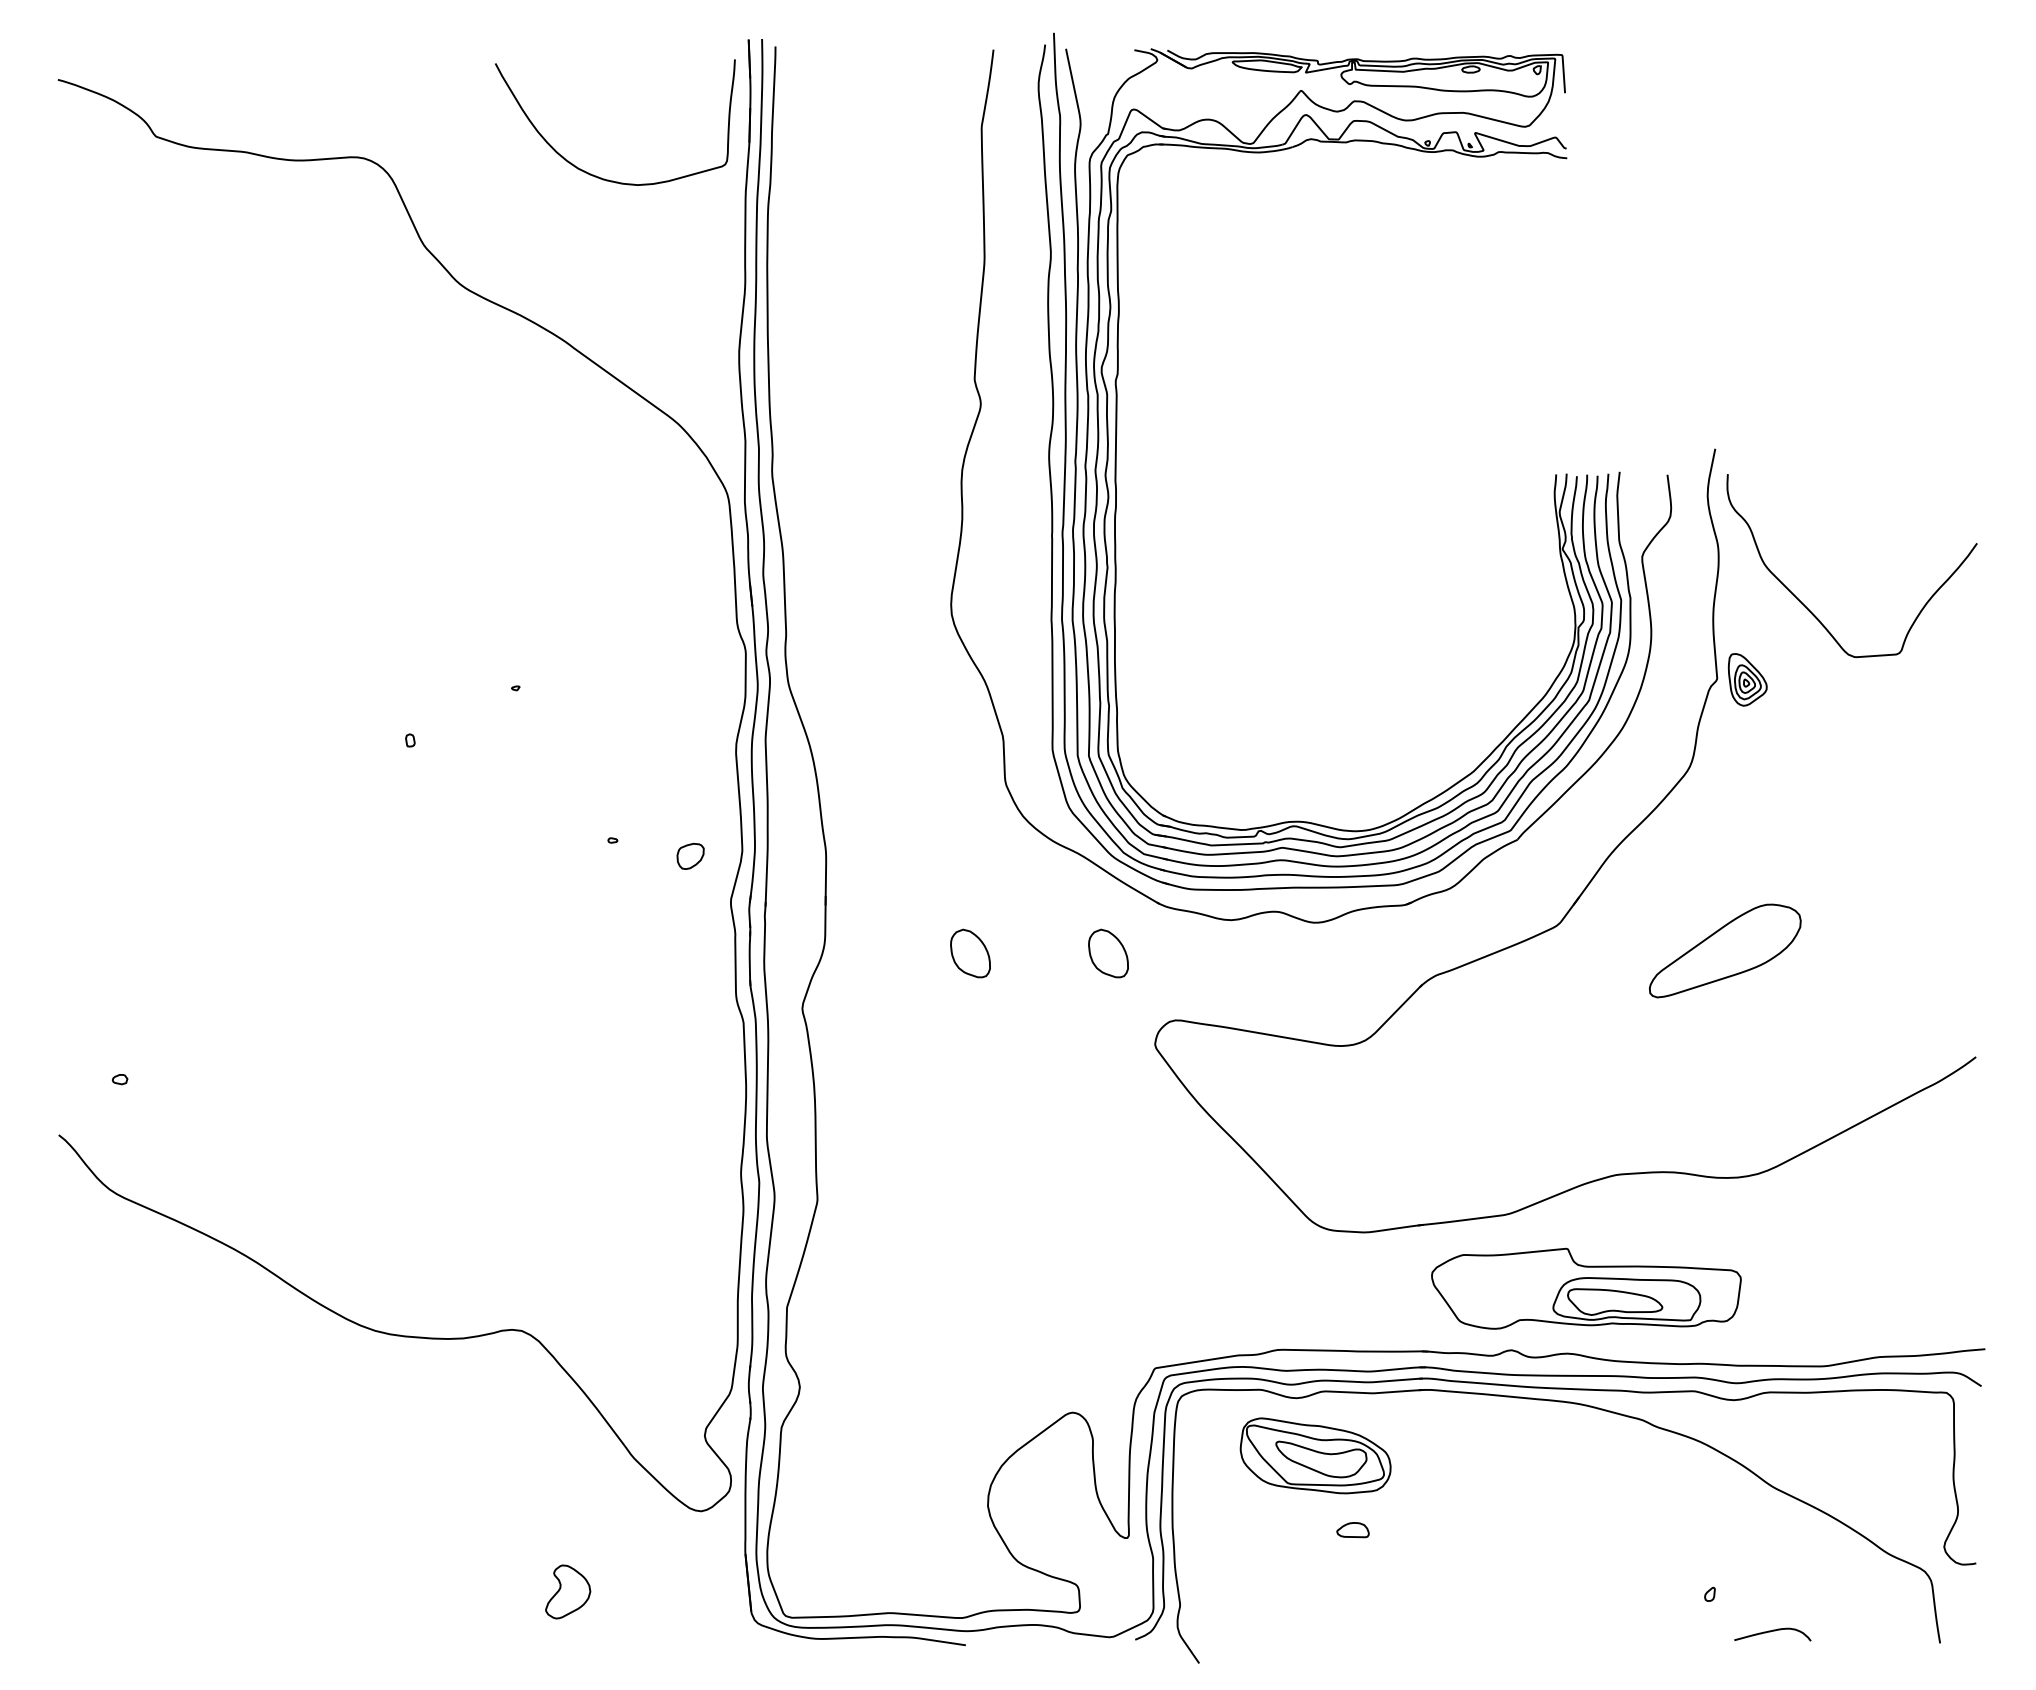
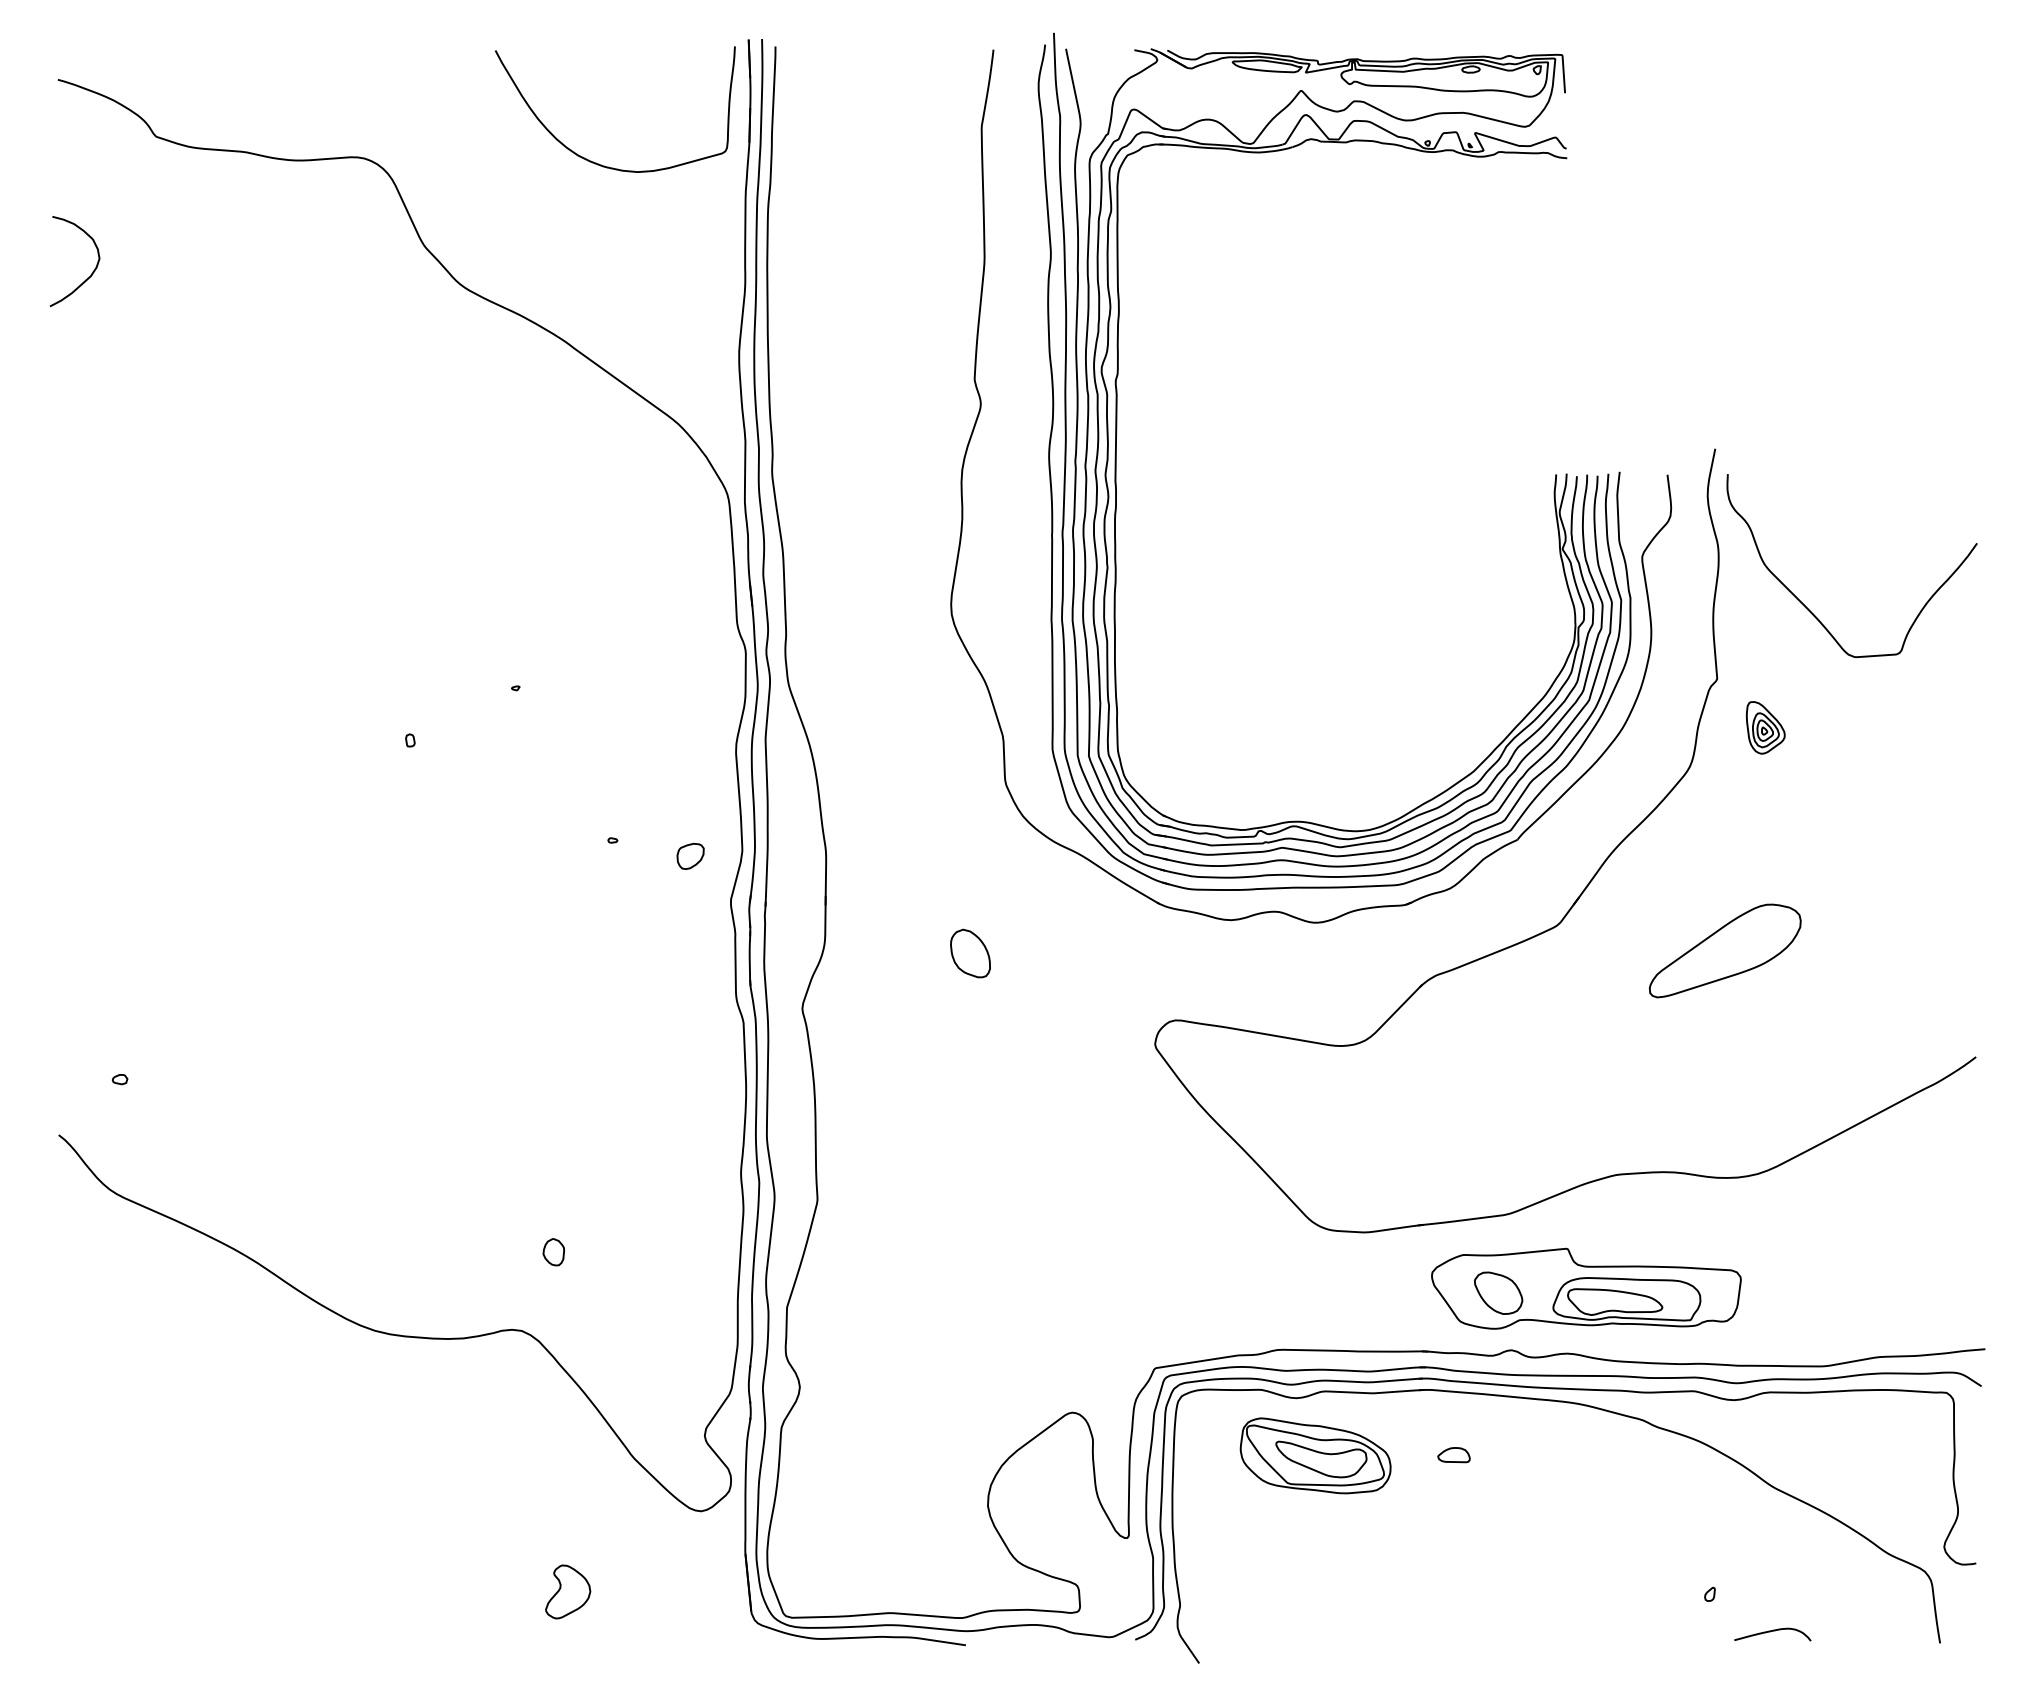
curve position: (596, 175) -> (596, 162) (596, 162)
curve: none -> present (92, 271)
part position: (1747, 679) -> (1765, 727) (1765, 727)
part: present -> none (1108, 953)
part: none -> present (553, 1252)
part: none -> present (1498, 1292)
part position: (1352, 1530) -> (1453, 1455) (1453, 1455)
